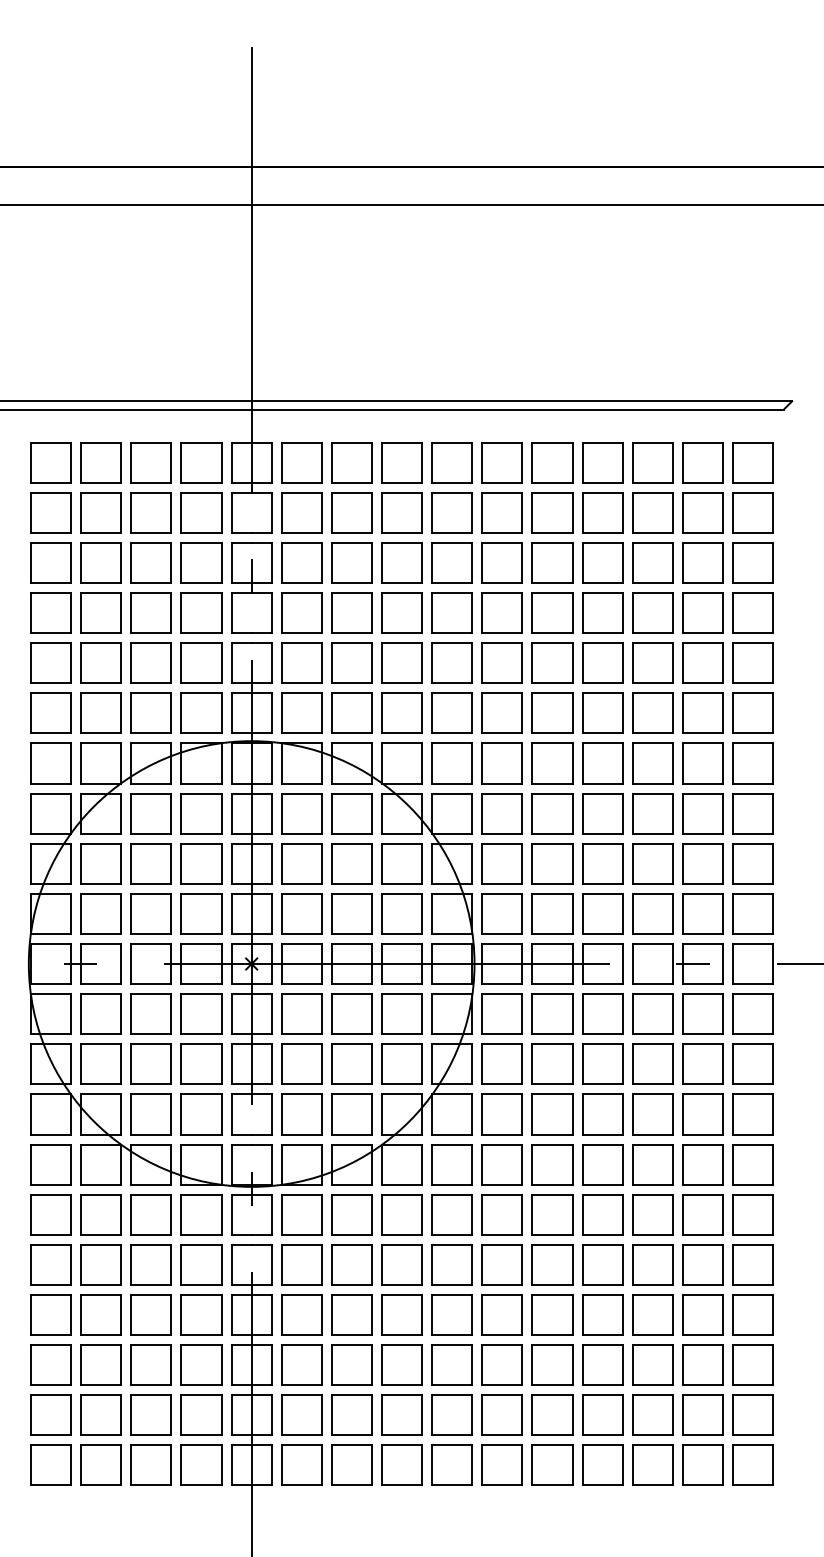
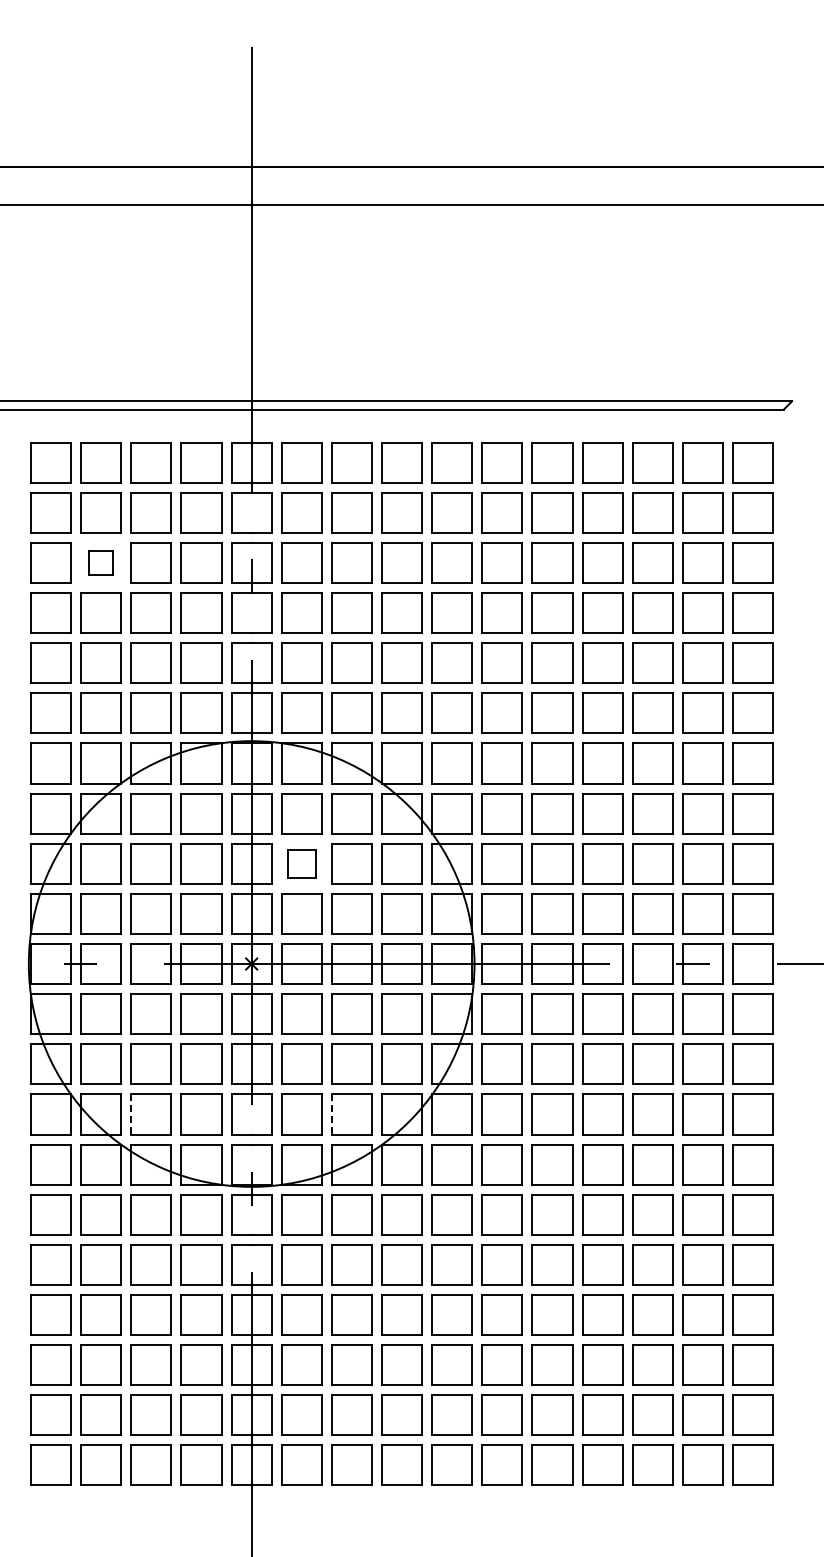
part size: 42x42 px -> 26x26 px (100, 562)
part size: 42x42 px -> 30x30 px (301, 863)
line: solid -> dashed (131, 1114)
line: solid -> dashed (331, 1114)
